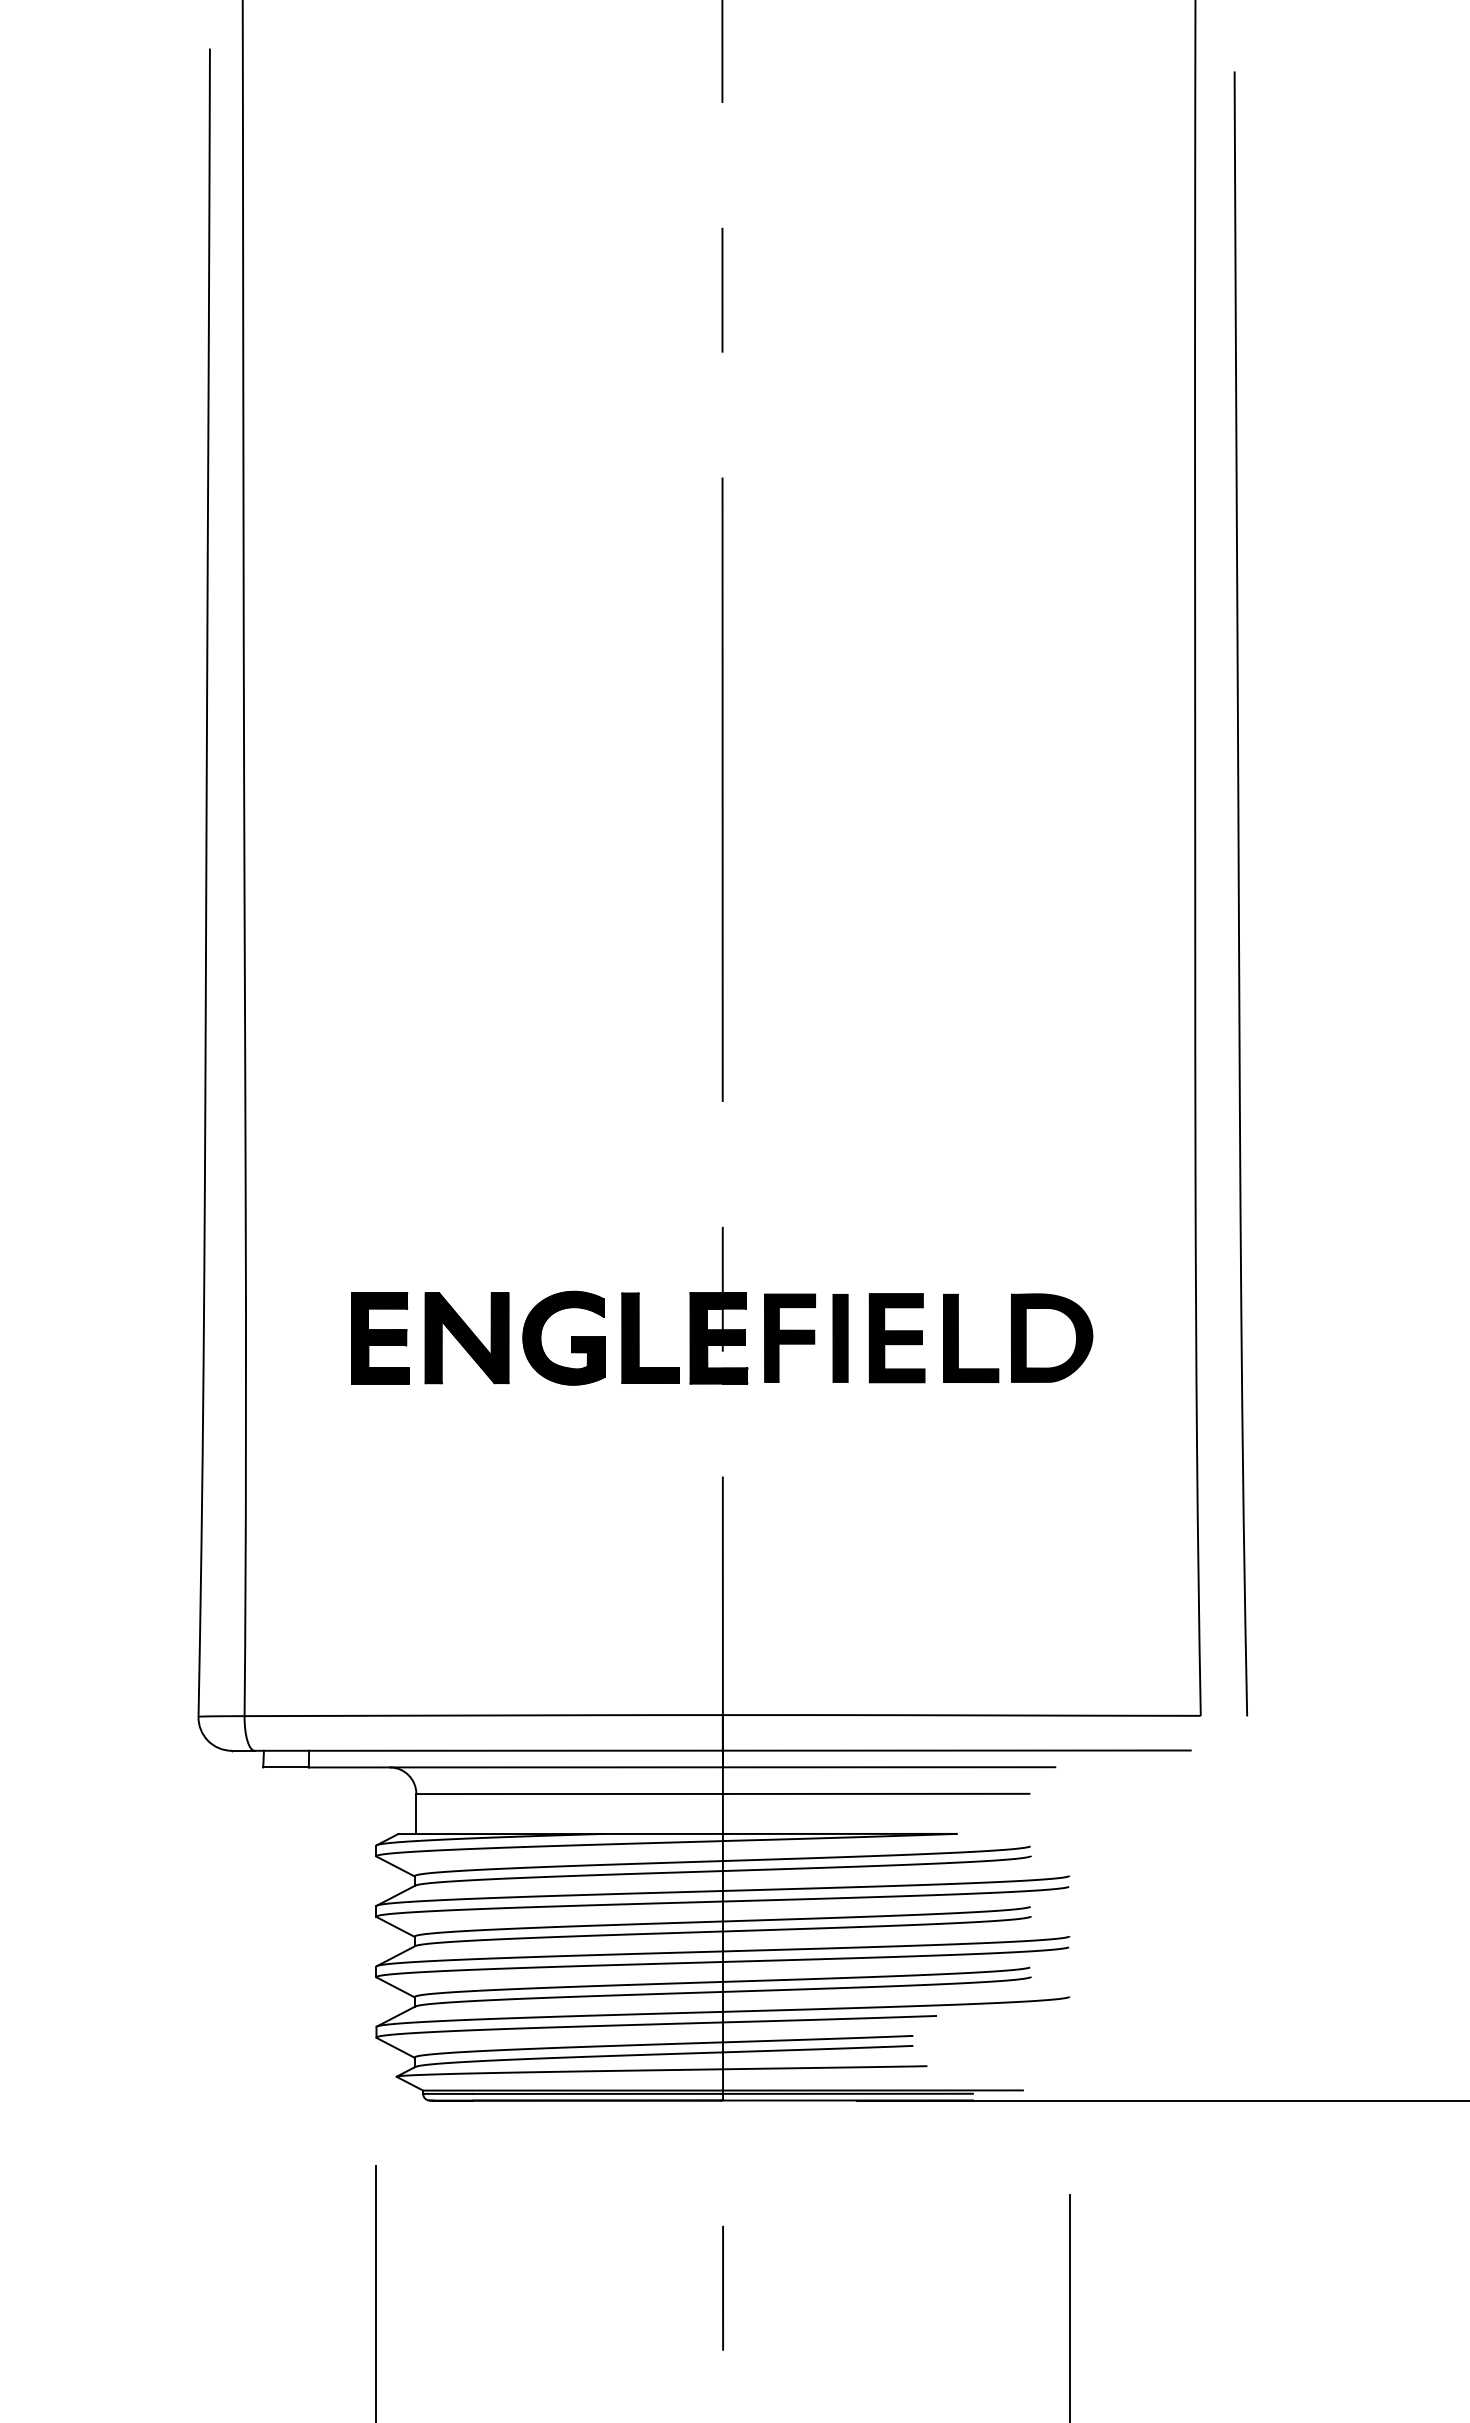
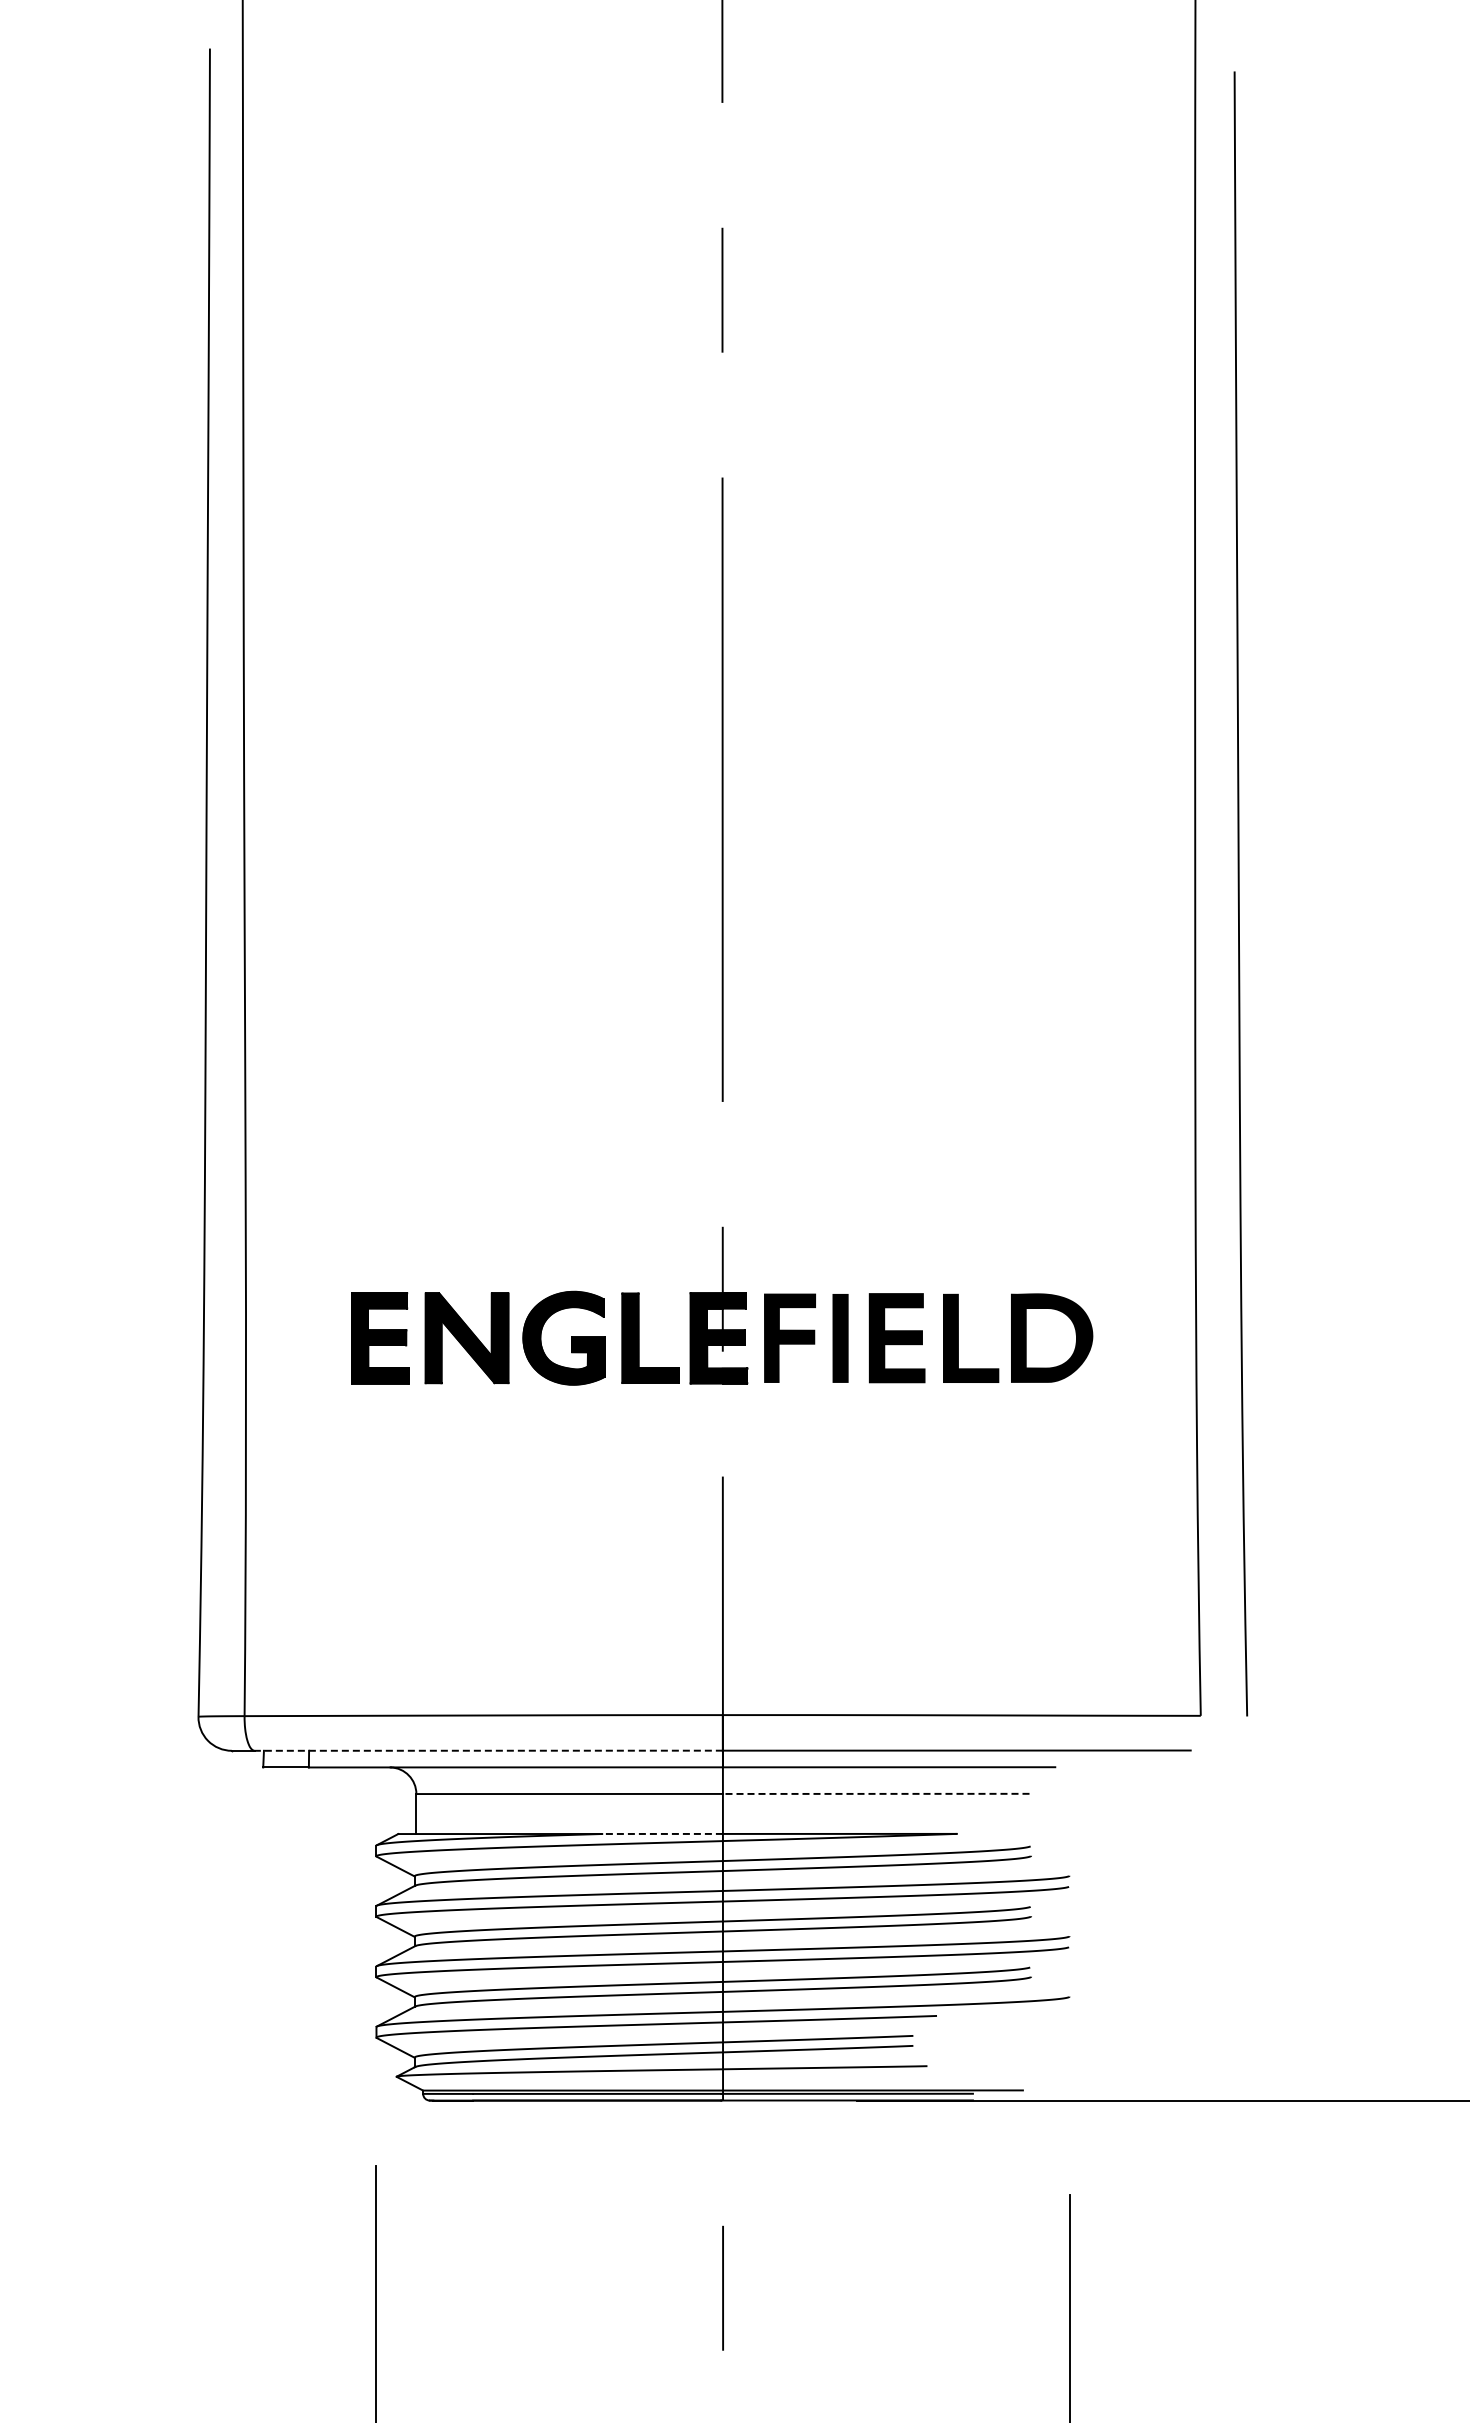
line: solid -> dashed (488, 1750)
line: solid -> dashed (875, 1793)
line: solid -> dashed (662, 1833)
